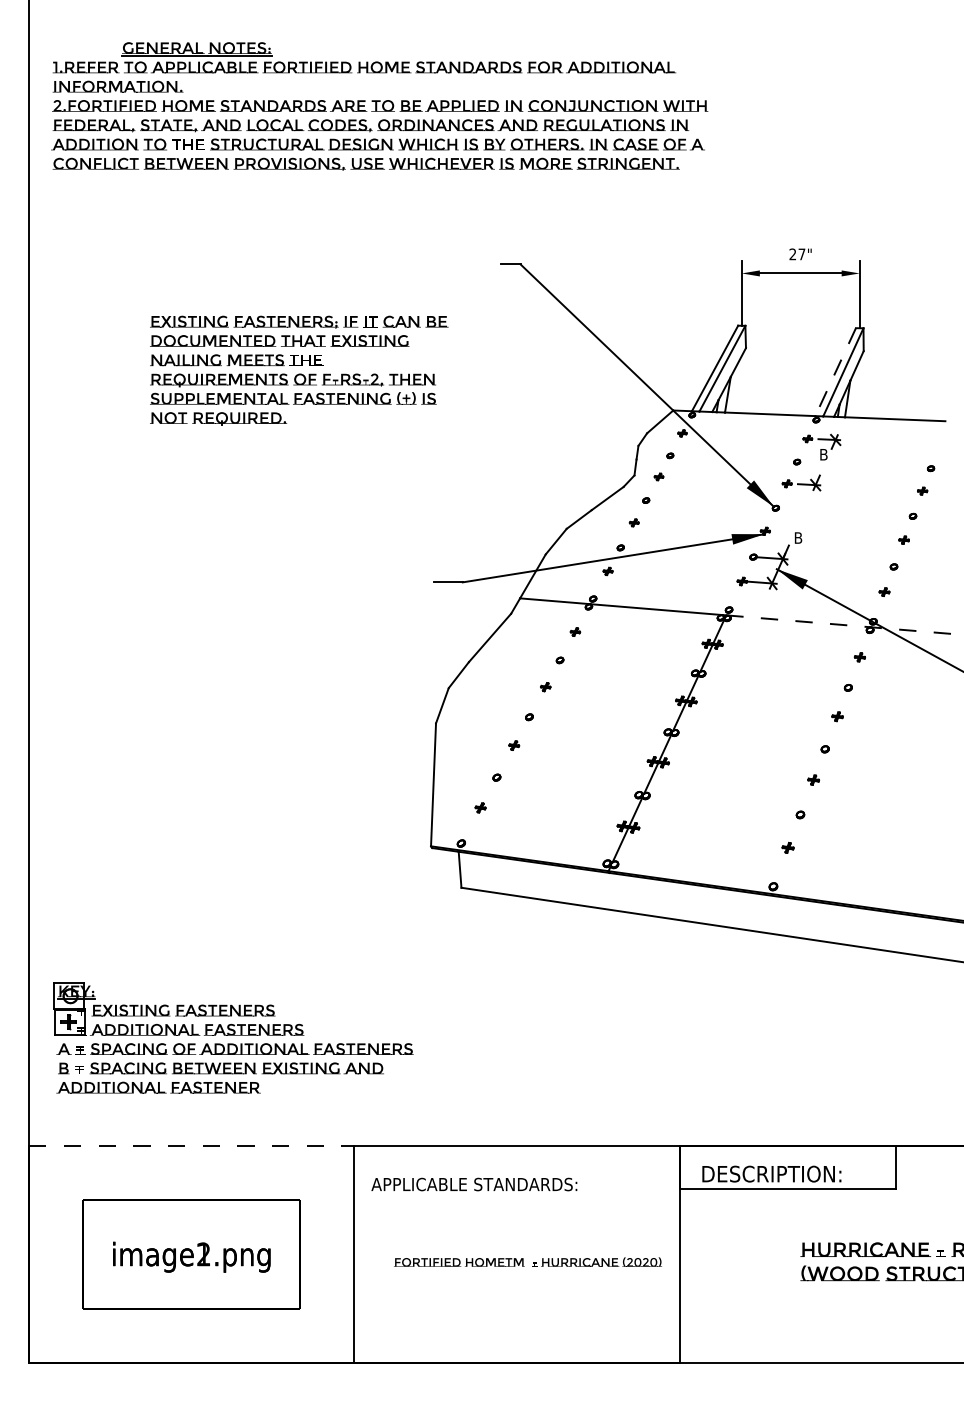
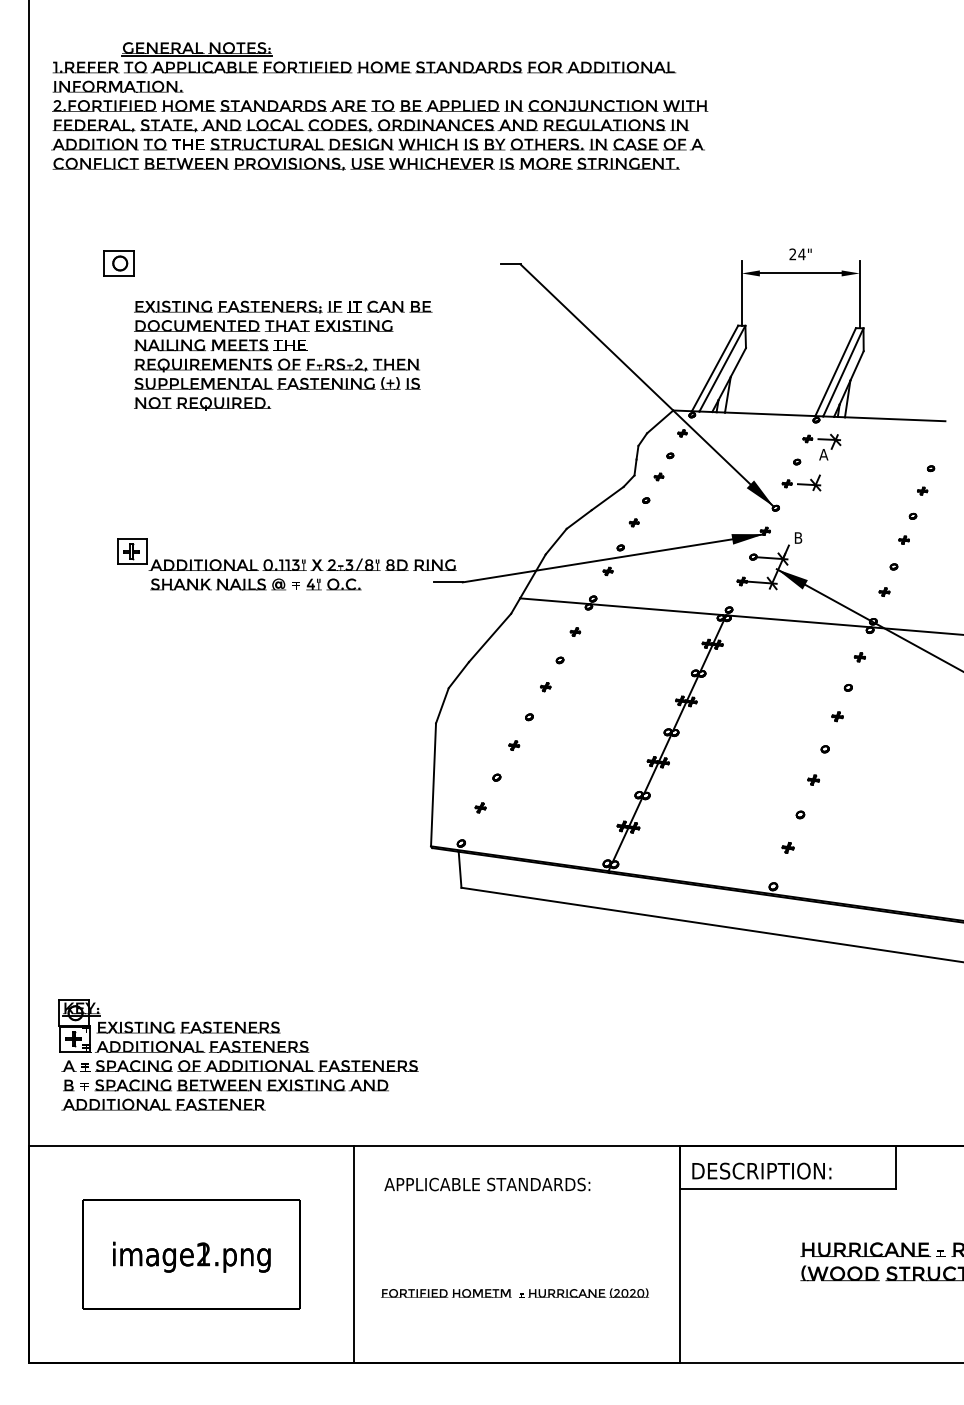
text: 27" -> 24" (801, 254)
part: none -> present (118, 263)
text position: (299, 370) -> (283, 355) (283, 355)
line: dashed -> solid (835, 372)
text: B -> A (823, 454)
part: none -> present (286, 564)
line: dashed -> solid (845, 625)
part position: (233, 1037) -> (238, 1054) (238, 1054)
line: dashed -> solid (191, 1146)
text position: (771, 1173) -> (761, 1170) (761, 1170)
text position: (474, 1184) -> (487, 1184) (487, 1184)
text position: (527, 1261) -> (514, 1292) (514, 1292)
